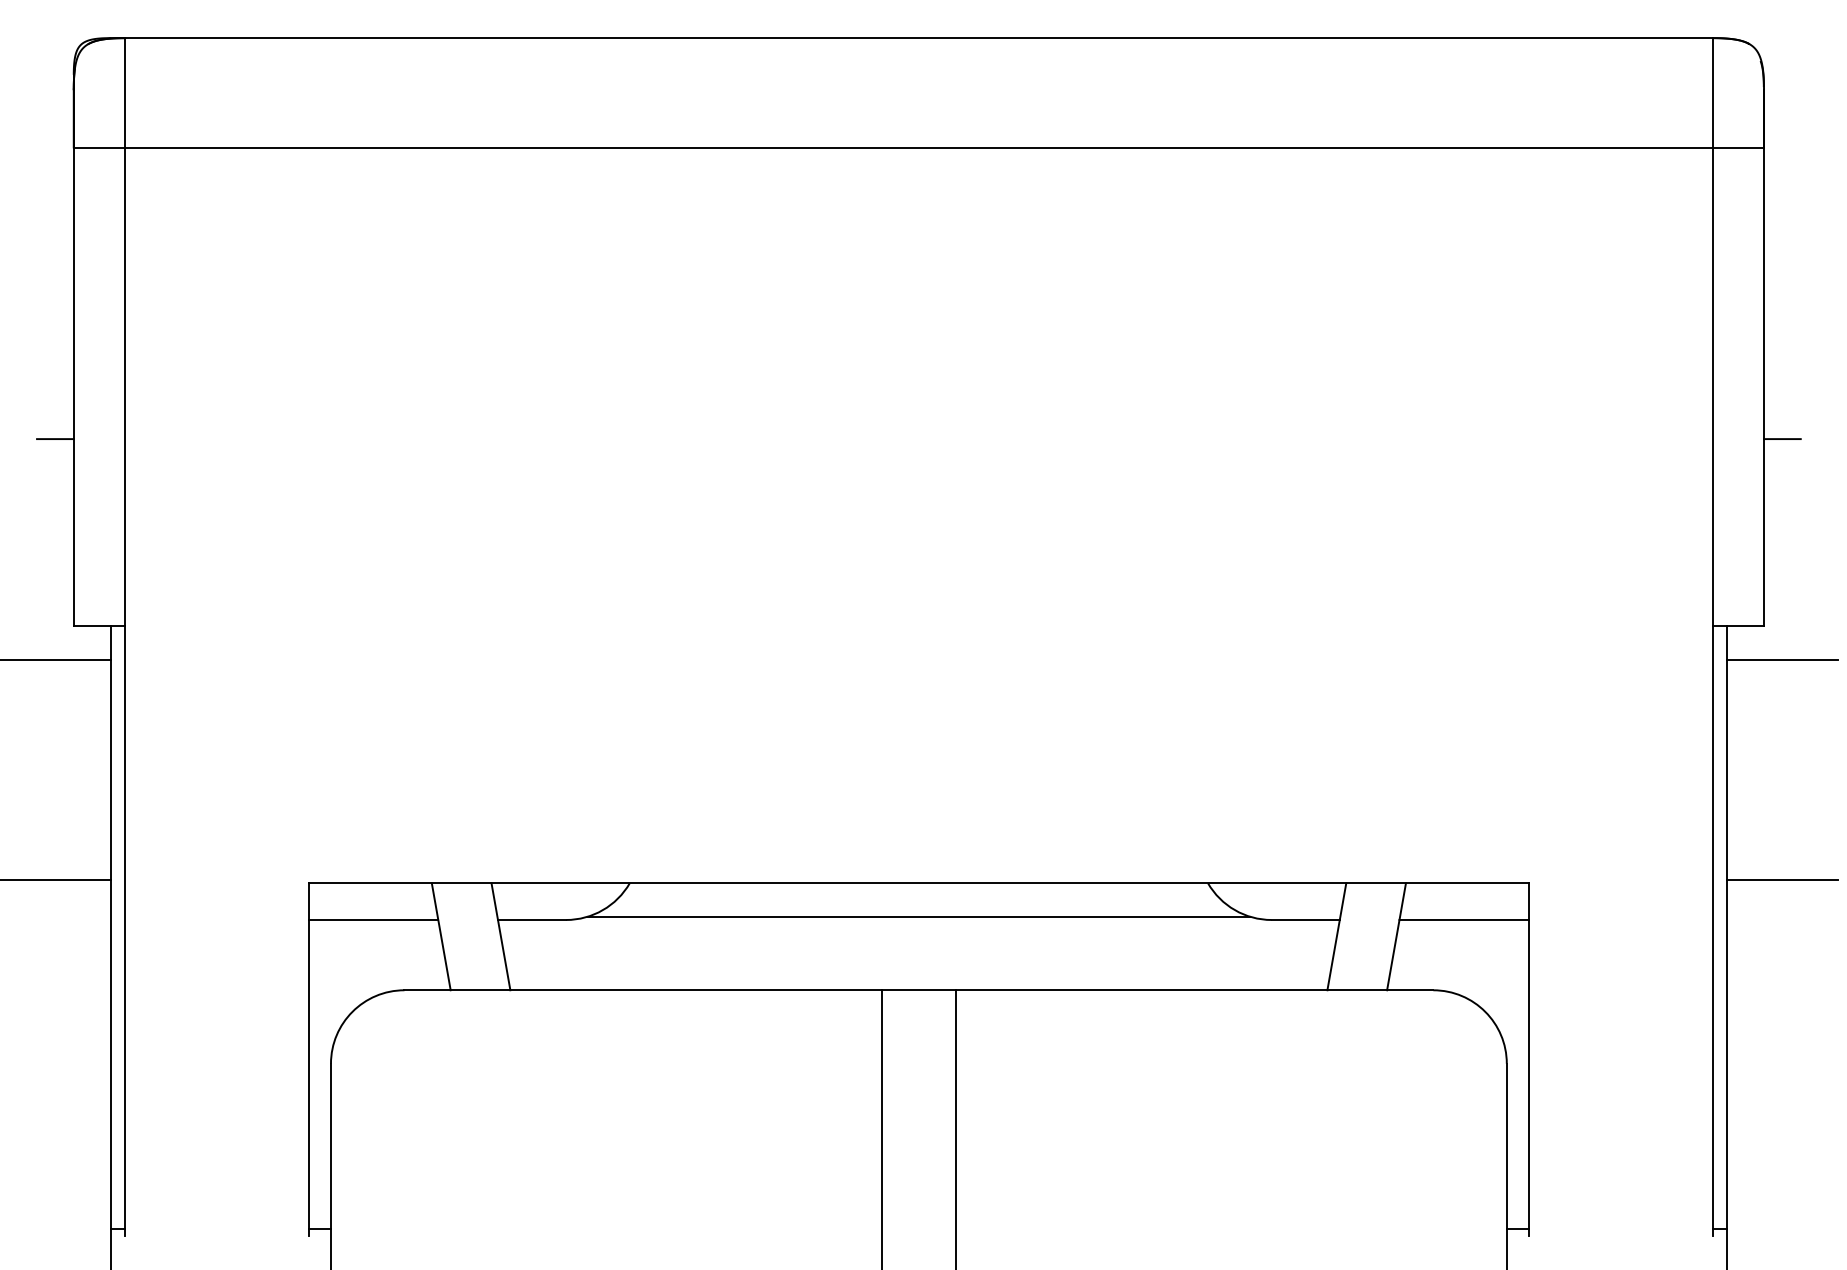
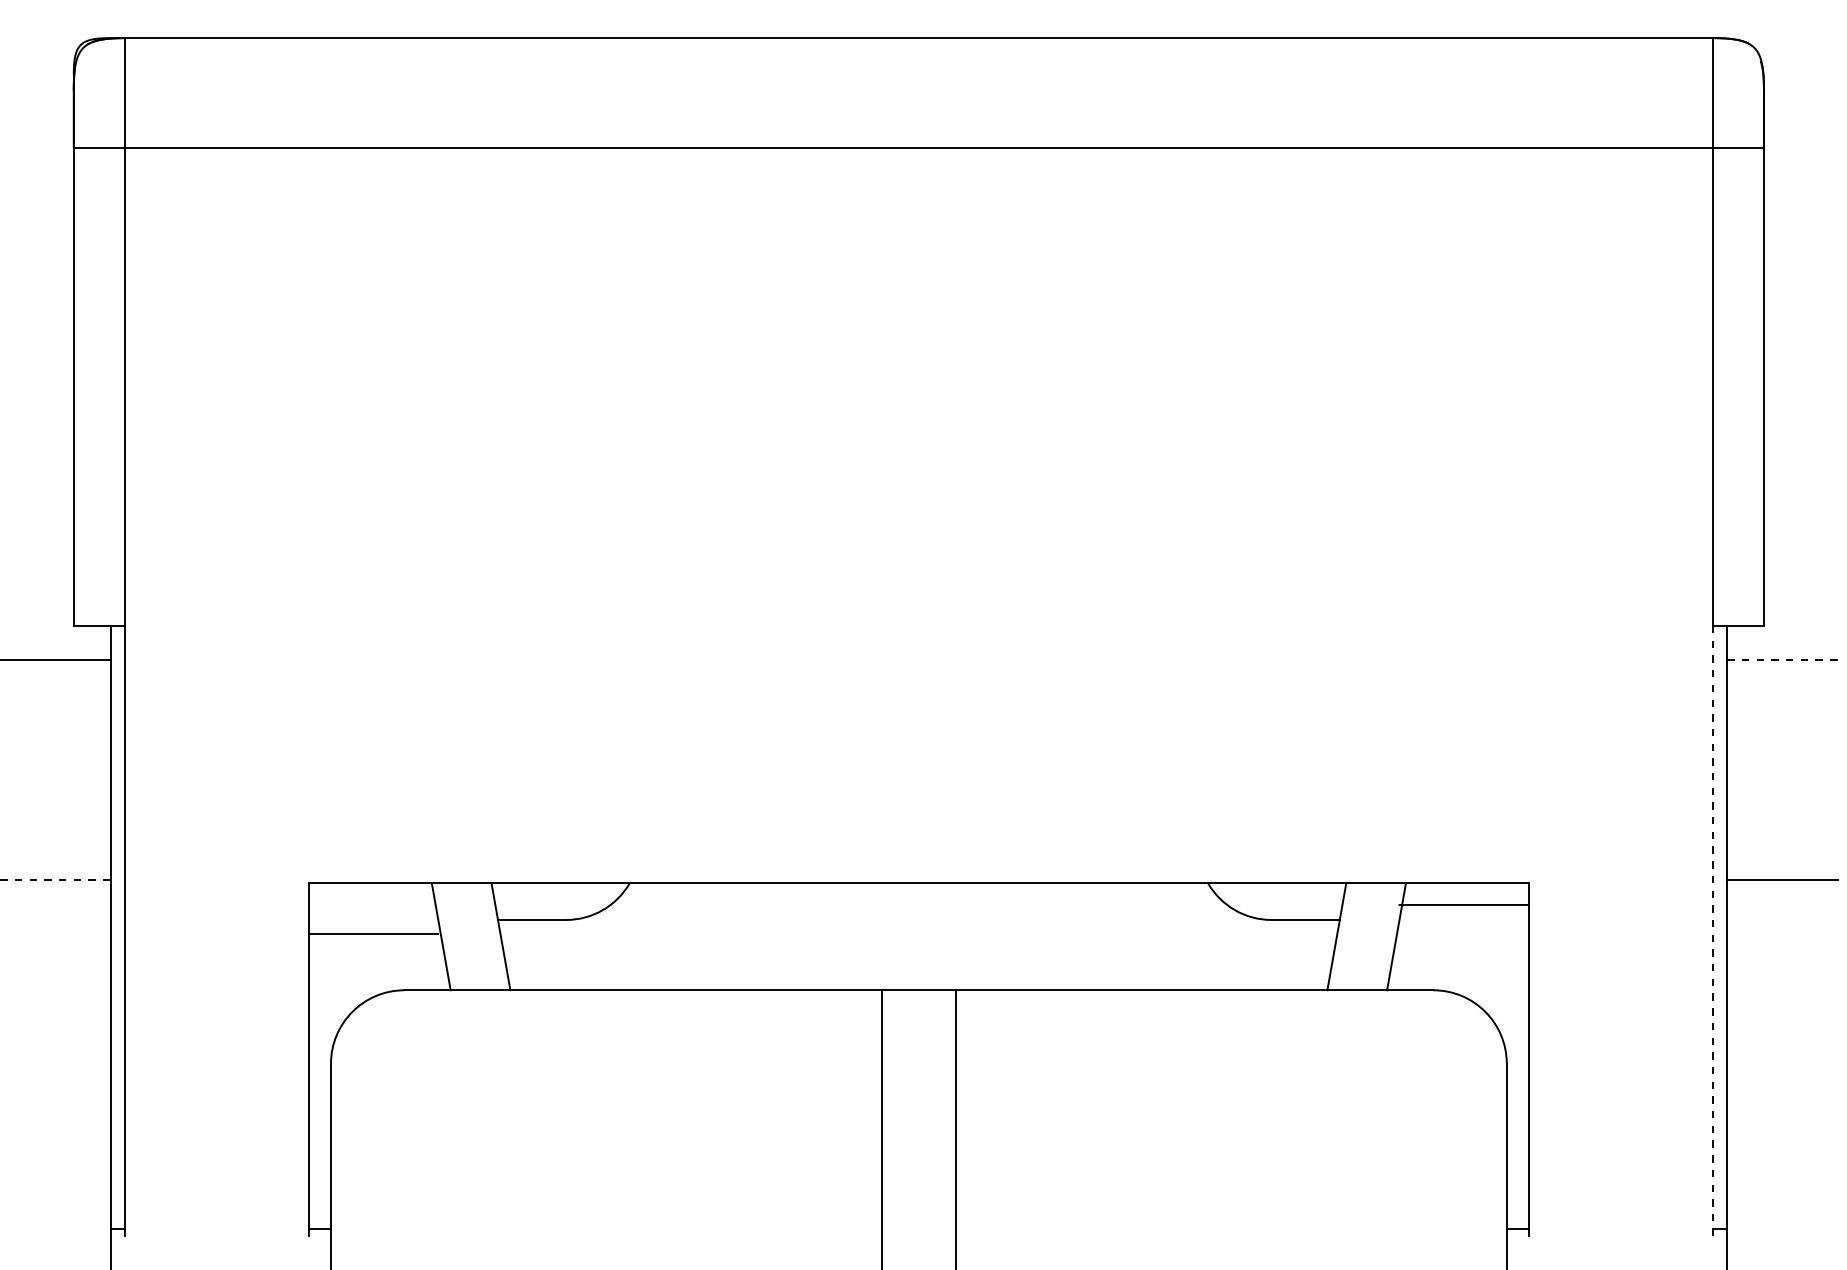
line: present -> none (55, 439)
line: present -> none (1782, 439)
line: solid -> dashed (1782, 659)
line: solid -> dashed (54, 880)
line: present -> none (918, 916)
line position: (373, 919) -> (373, 933) (373, 933)
line position: (1463, 919) -> (1463, 904) (1463, 904)
line: solid -> dashed (1712, 931)
